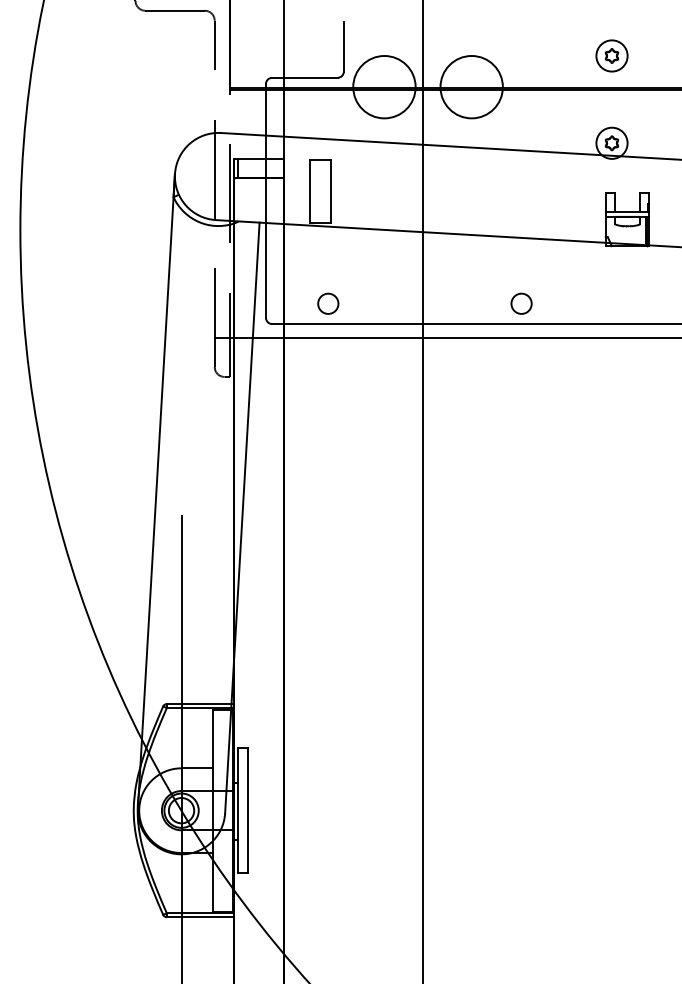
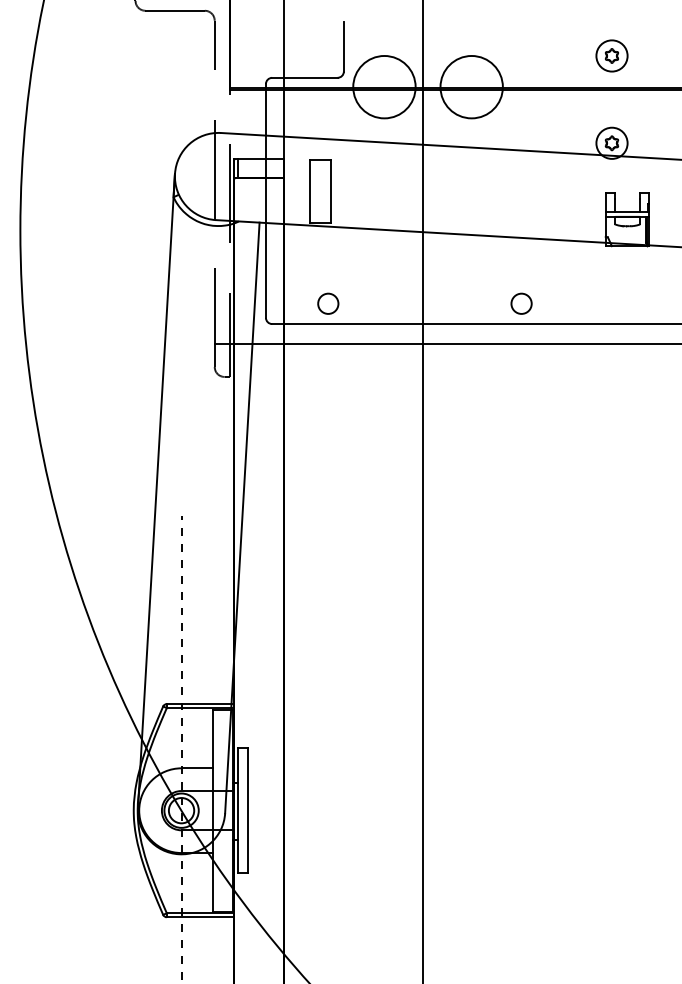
line position: (446, 337) -> (446, 343) (446, 343)
line: solid -> dashed (181, 749)
